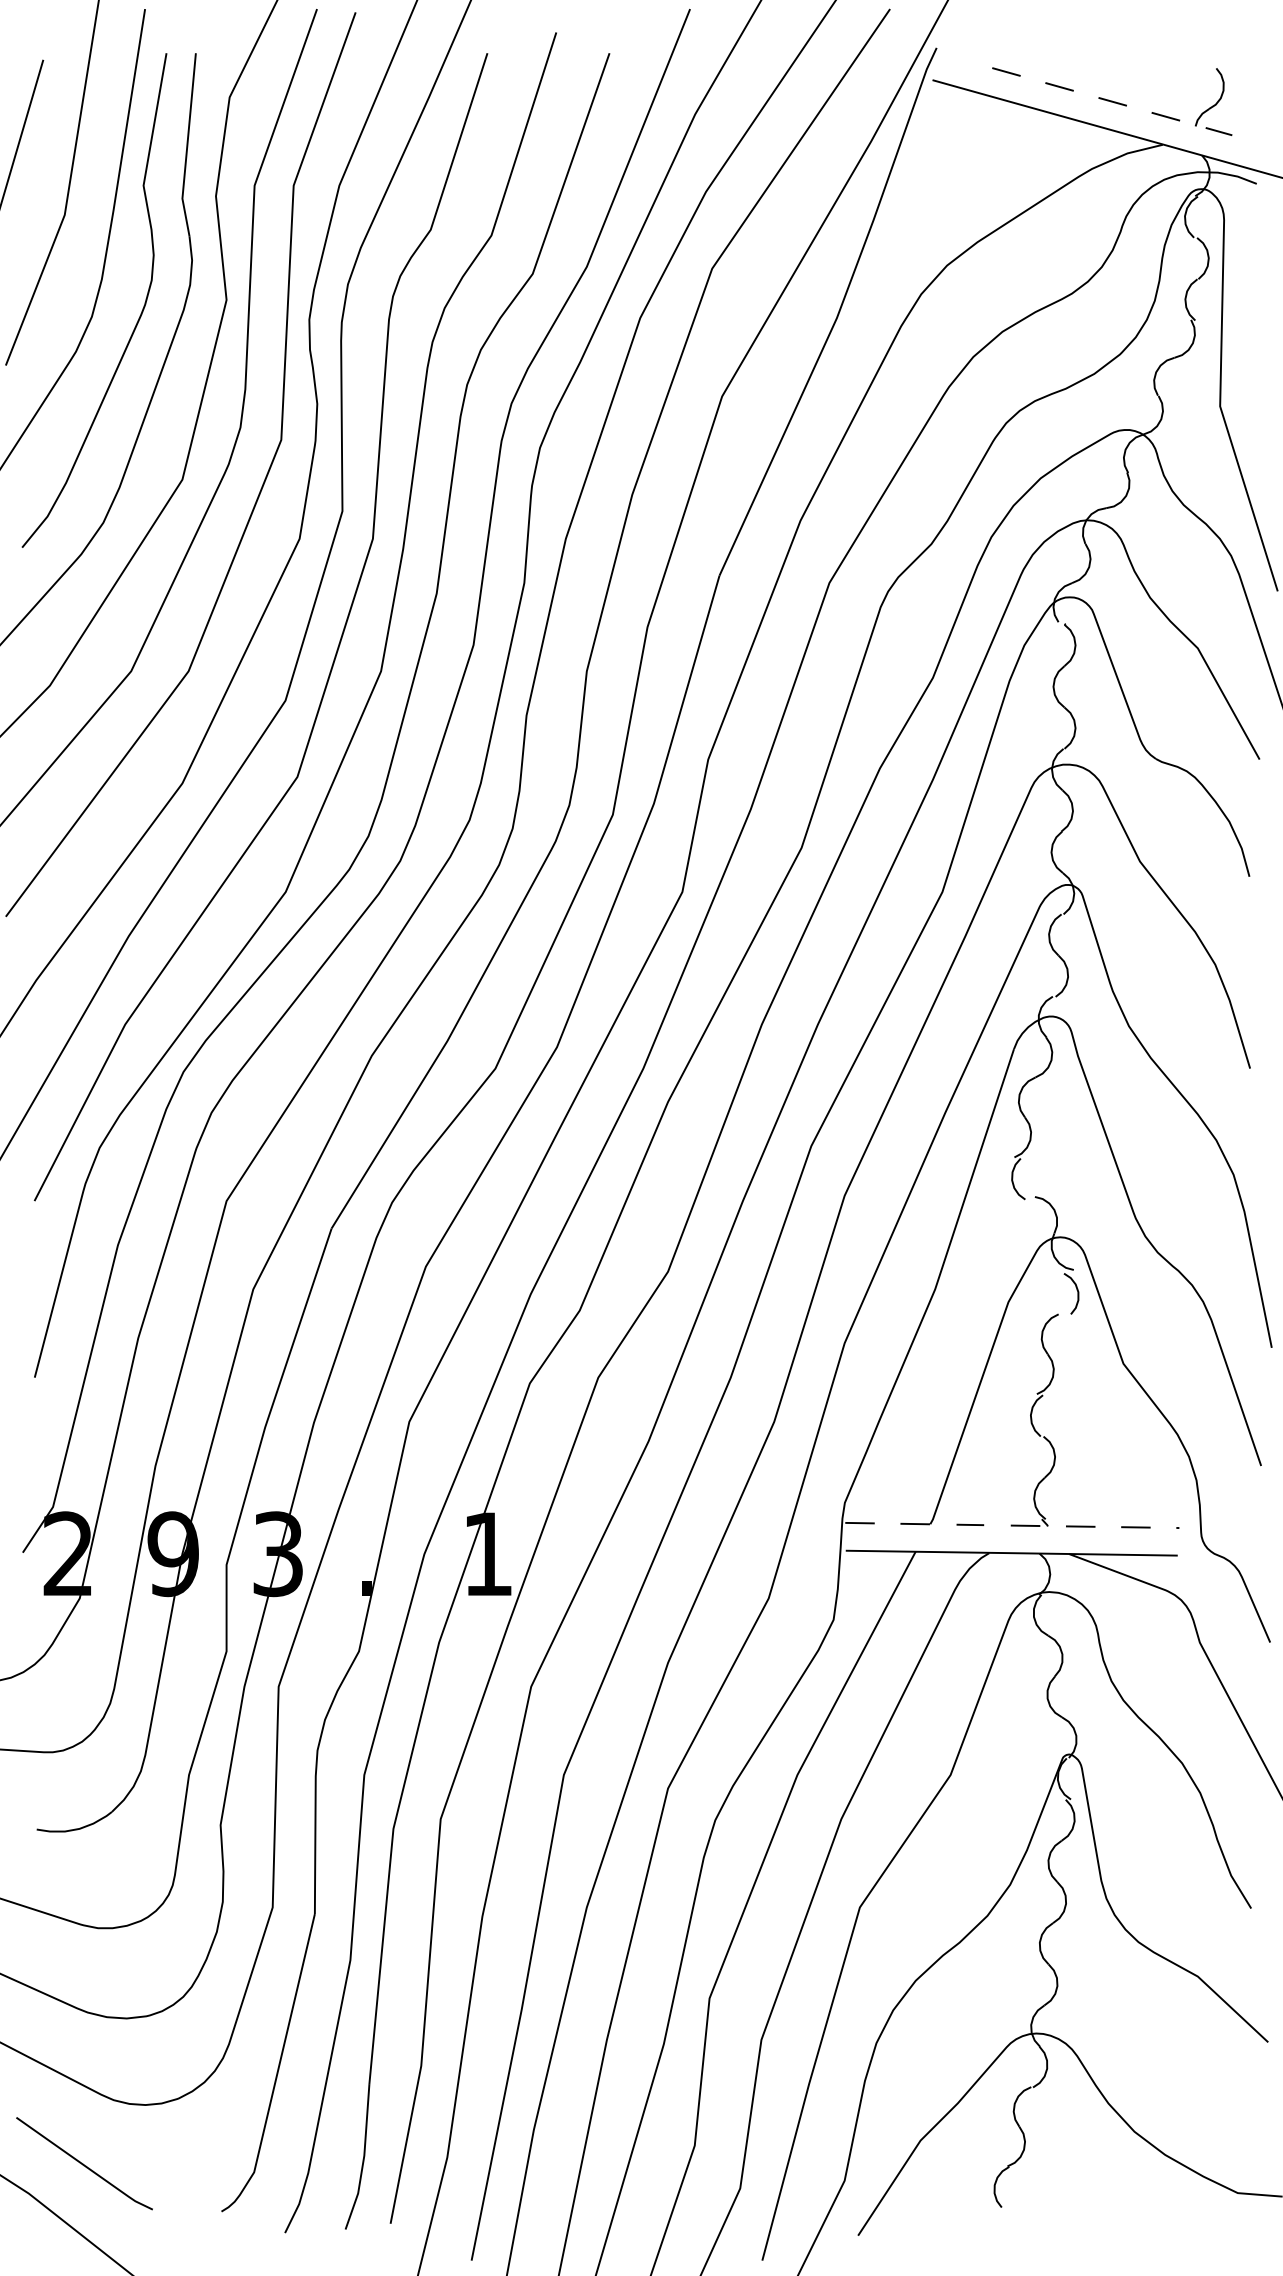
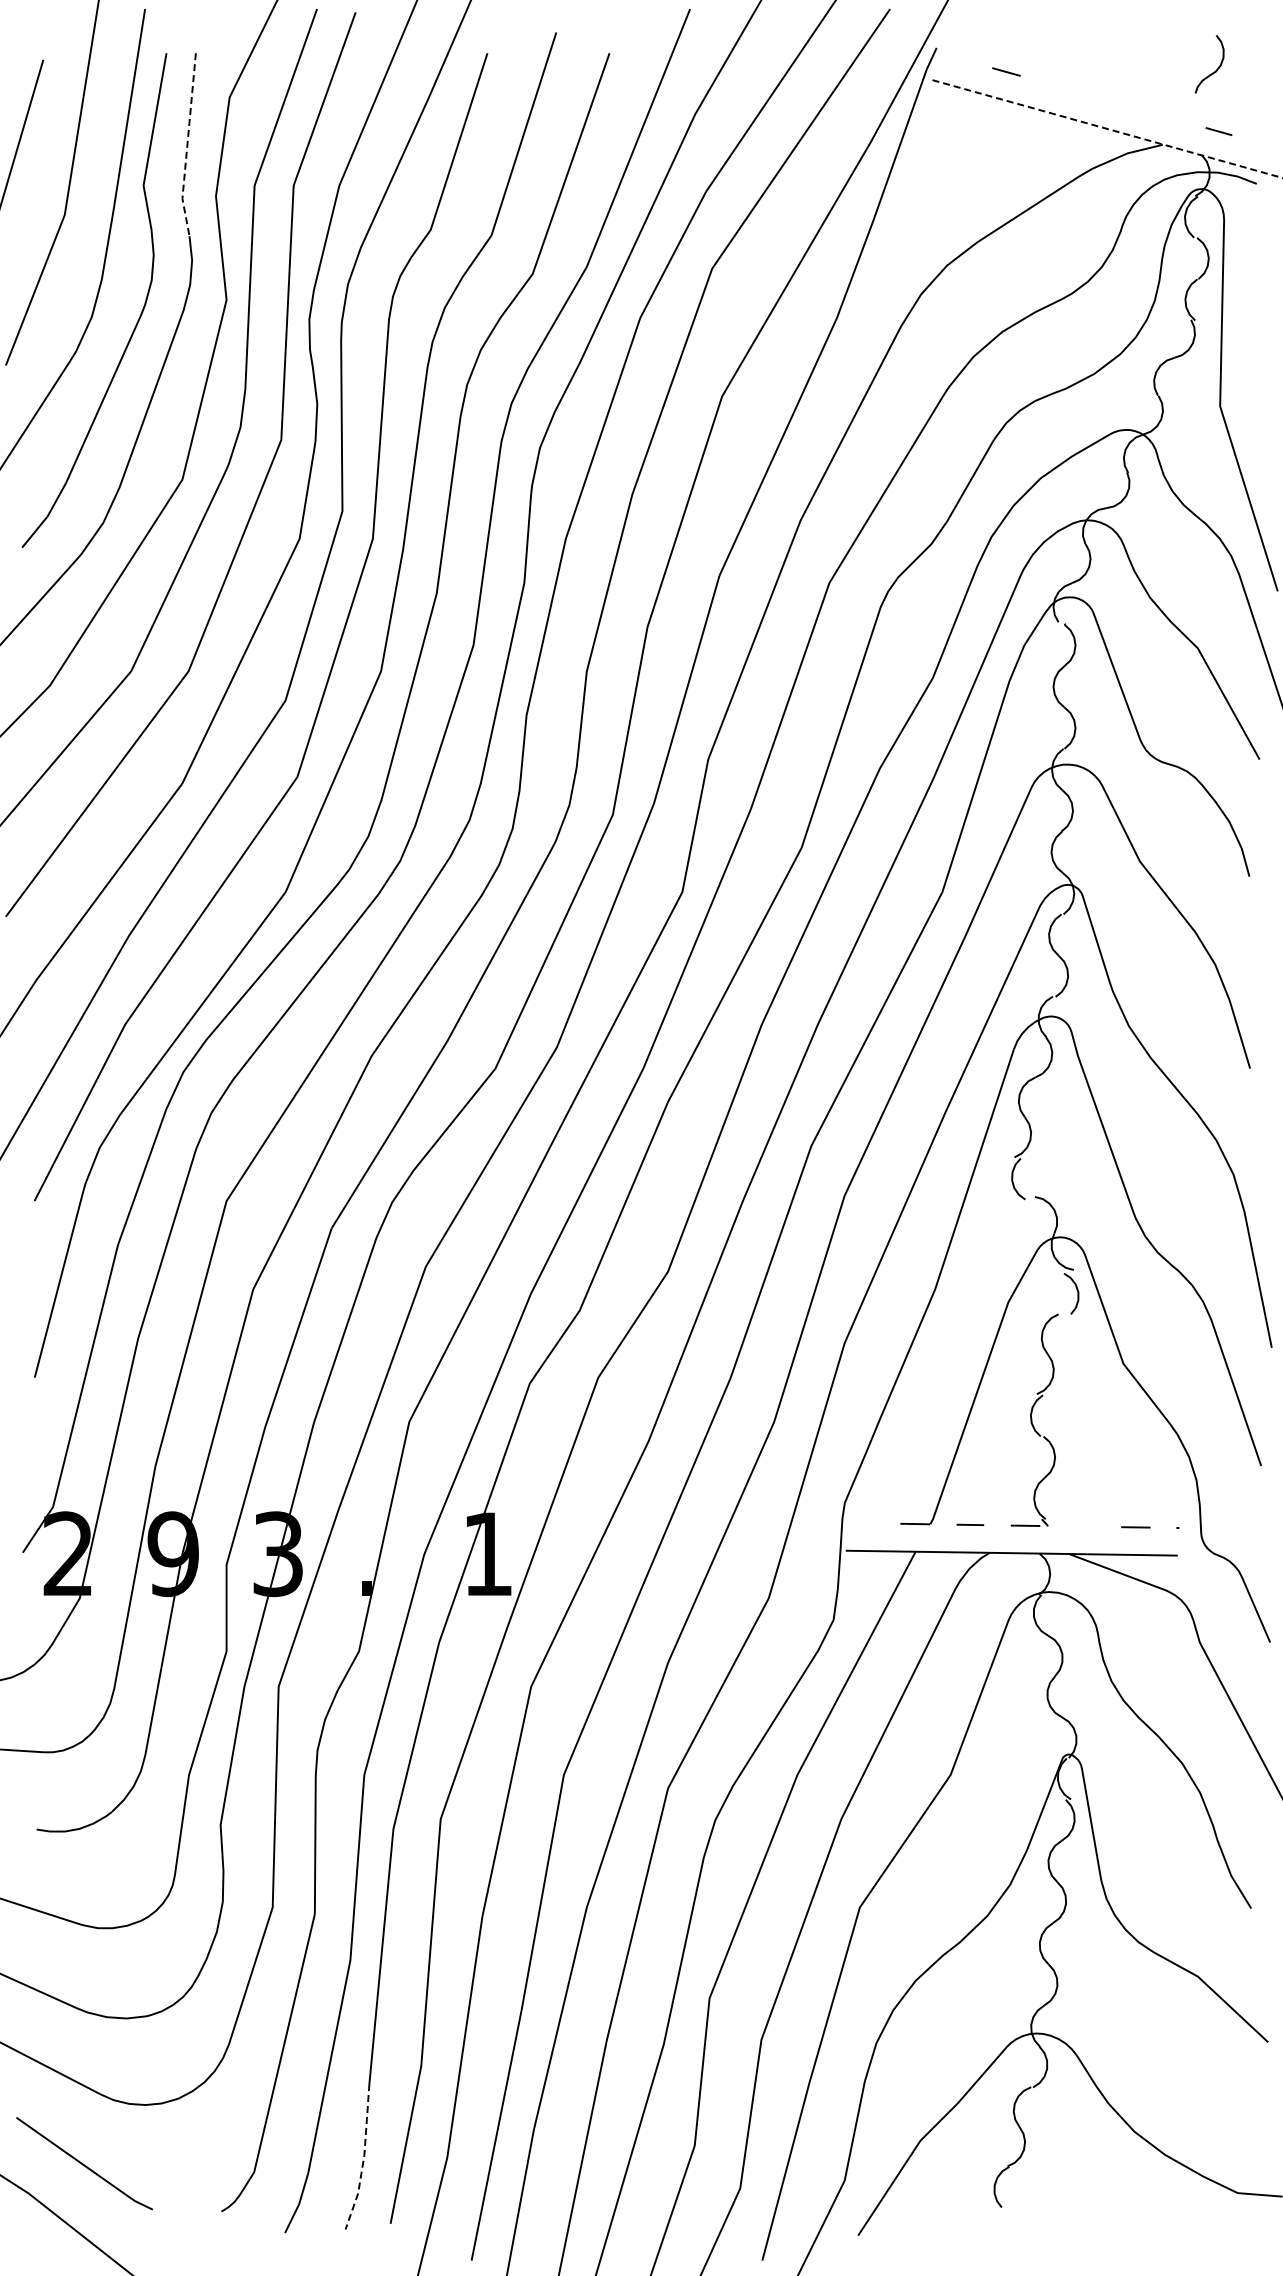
line: present -> none (1059, 86)
line: present -> none (1112, 101)
part position: (1215, 103) -> (1215, 70) (1215, 70)
line: present -> none (1165, 116)
line: solid -> dashed (1109, 129)
line: solid -> dashed (187, 146)
line: present -> none (859, 1522)
line: present -> none (1080, 1526)
line: solid -> dashed (363, 2158)
